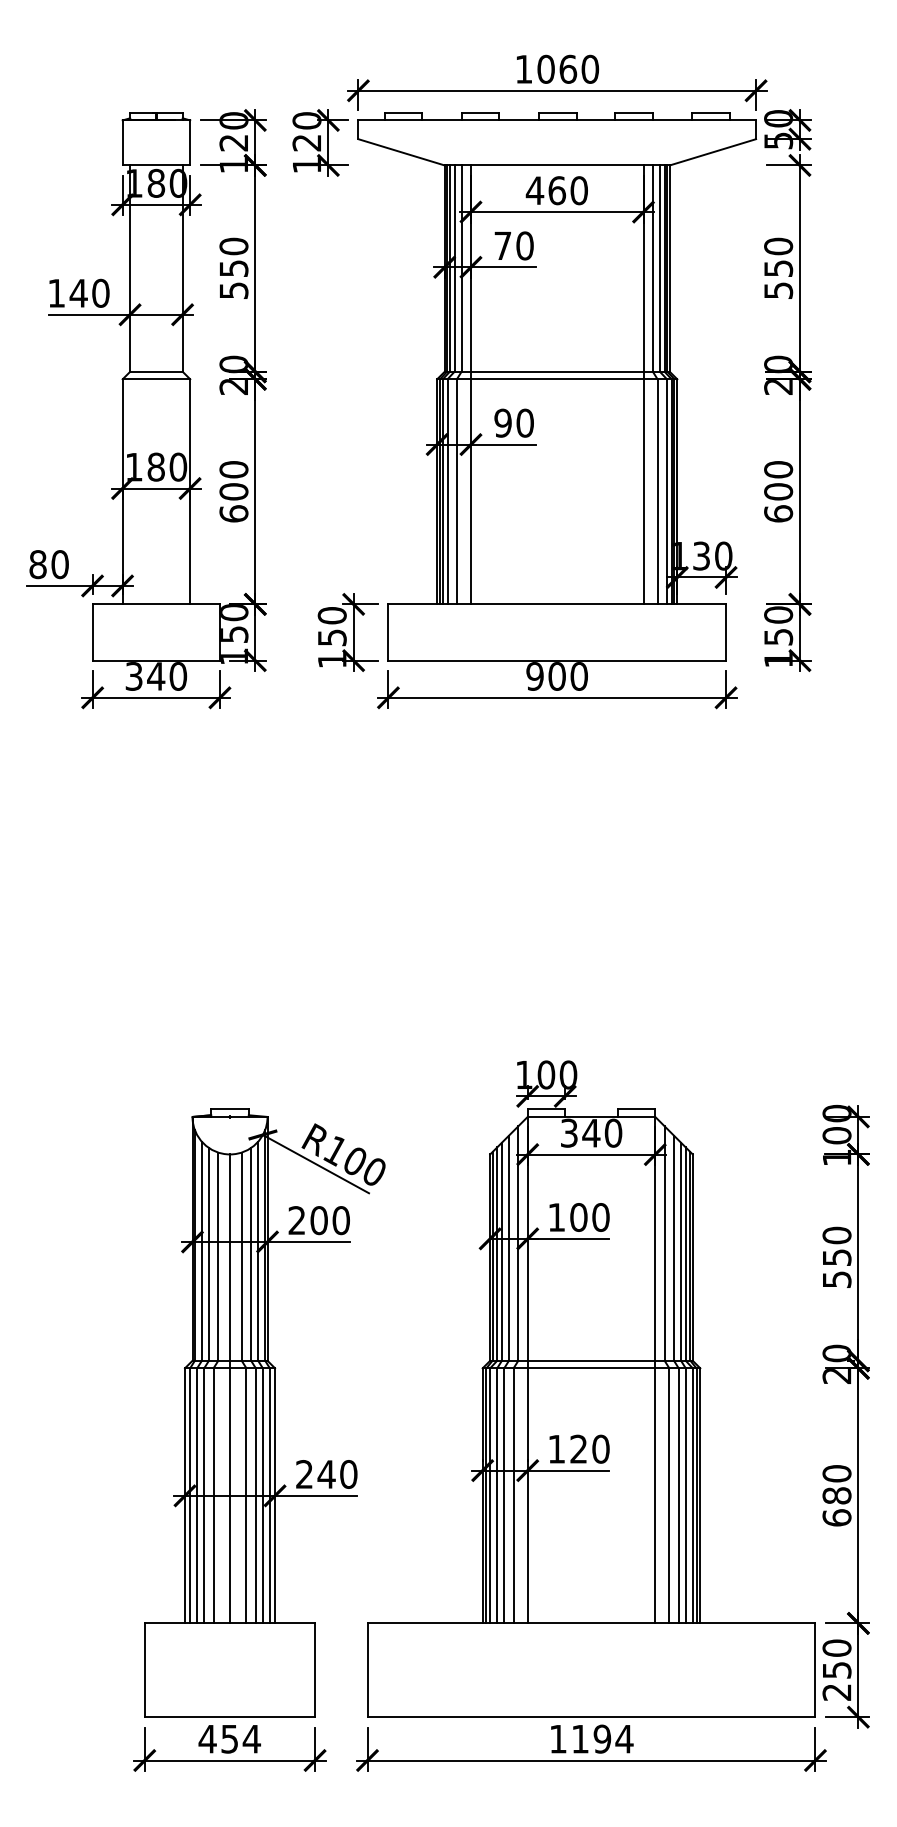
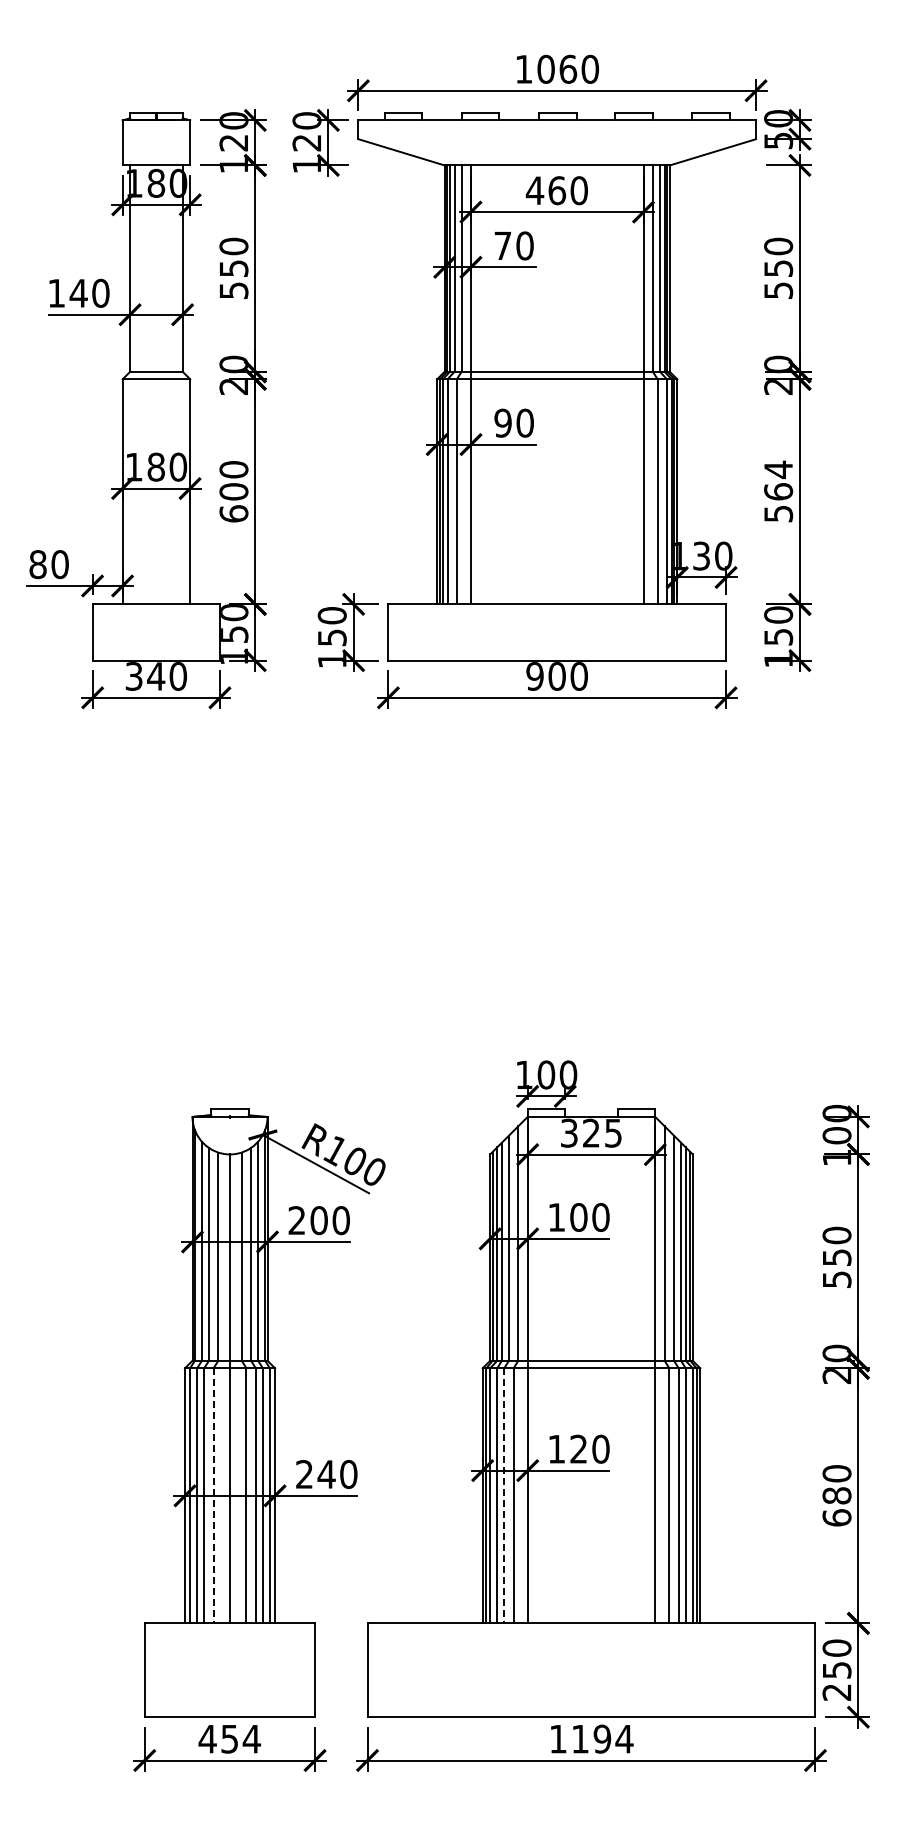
text: 600 -> 564 (778, 491)
text: 340 -> 325 (602, 1132)
line: solid -> dashed (213, 1495)
line: solid -> dashed (504, 1495)
